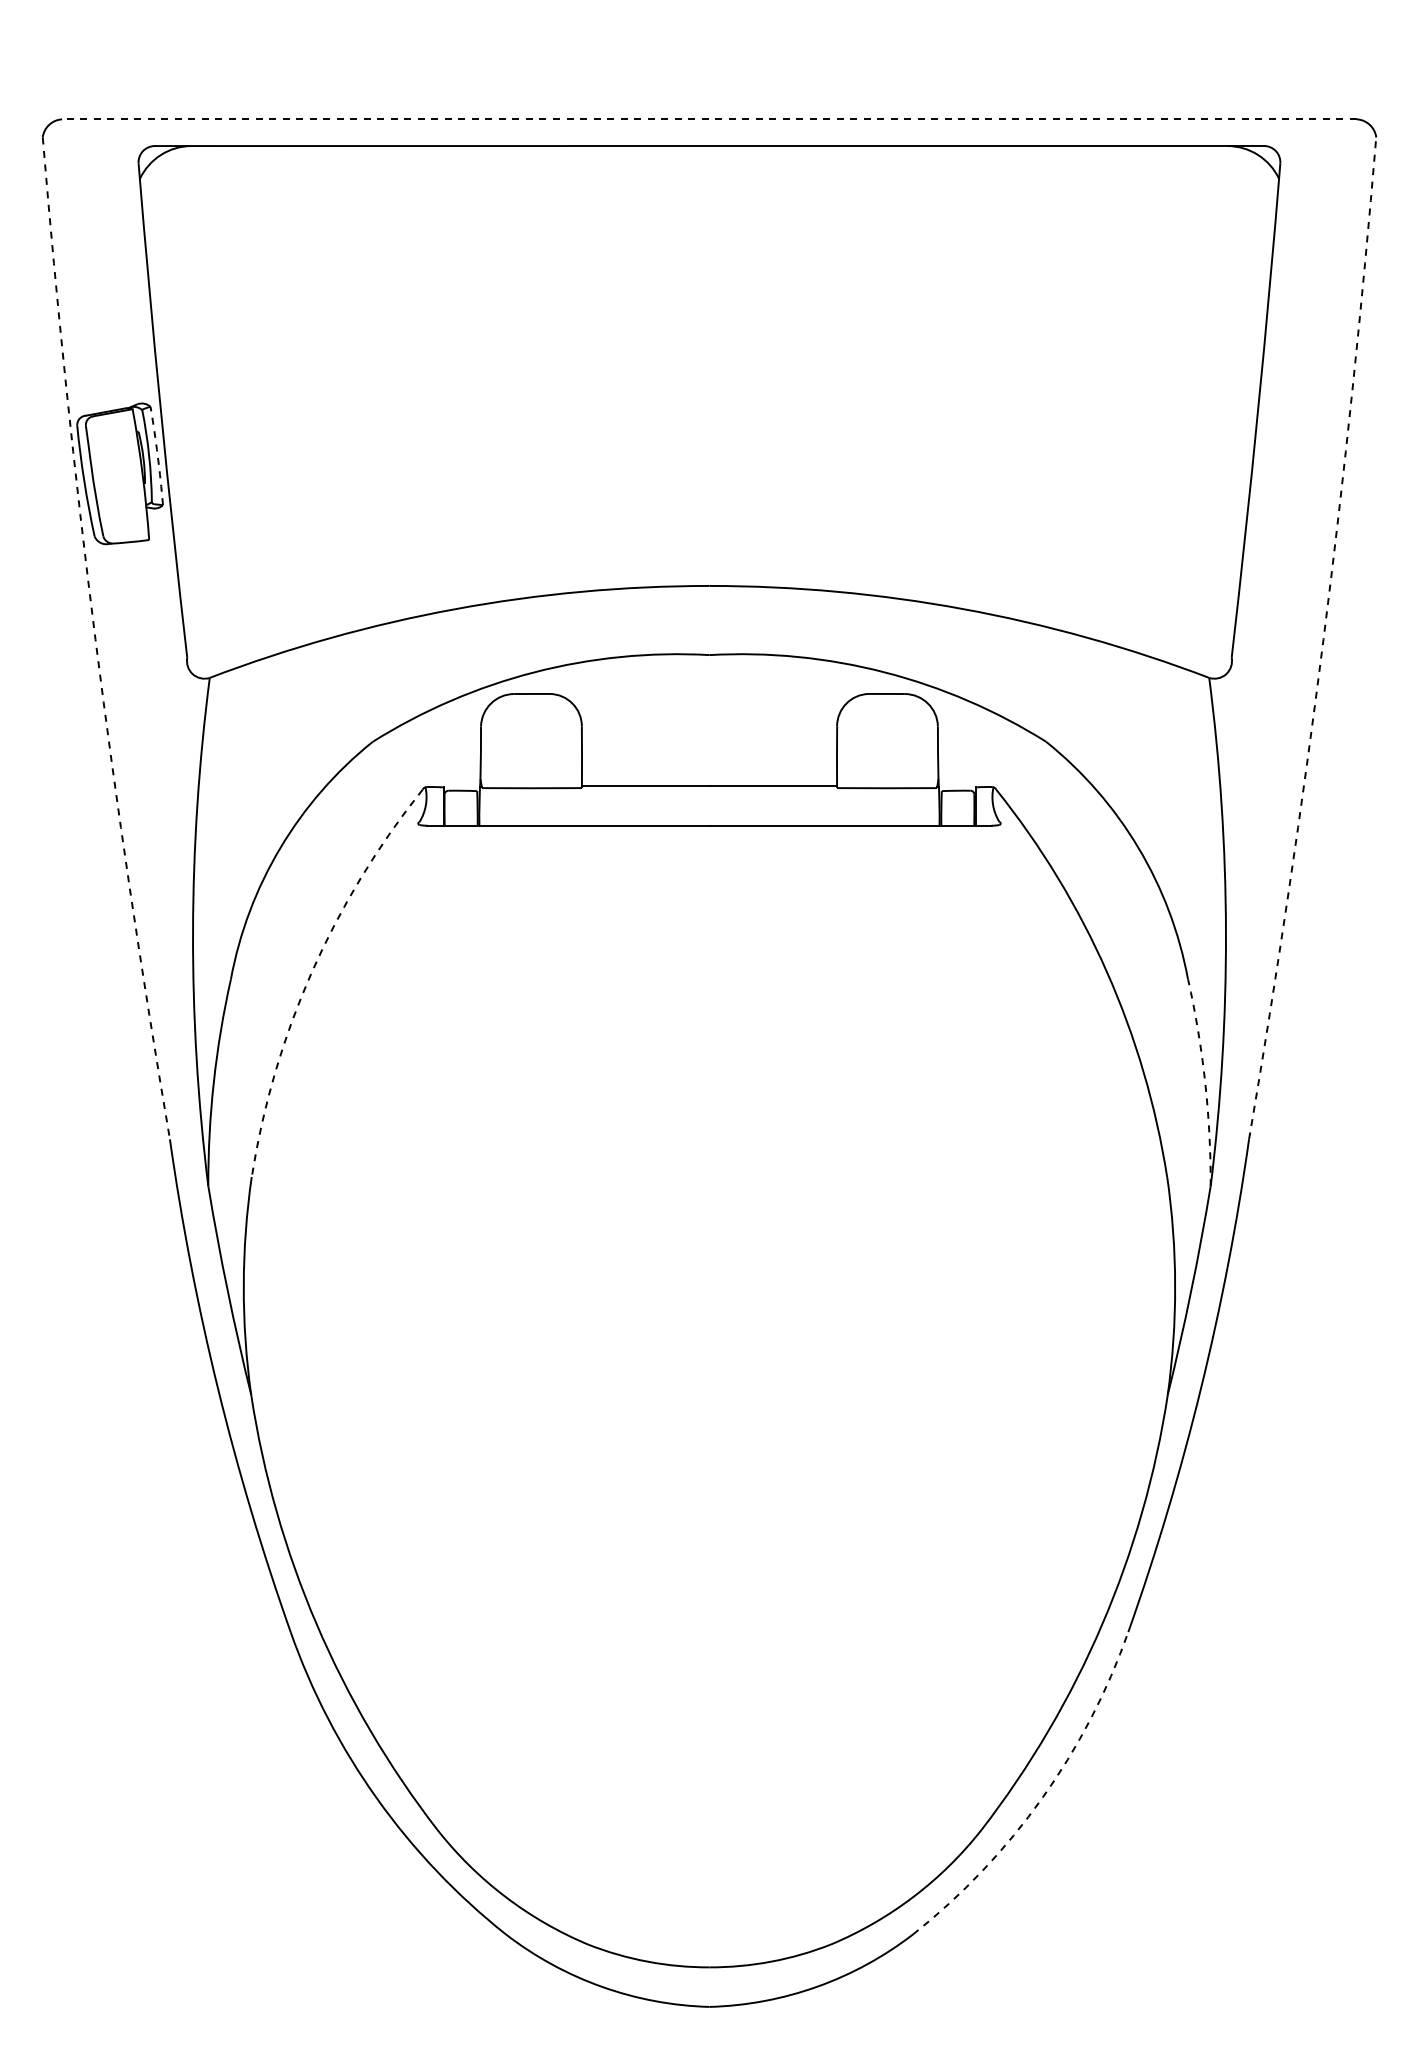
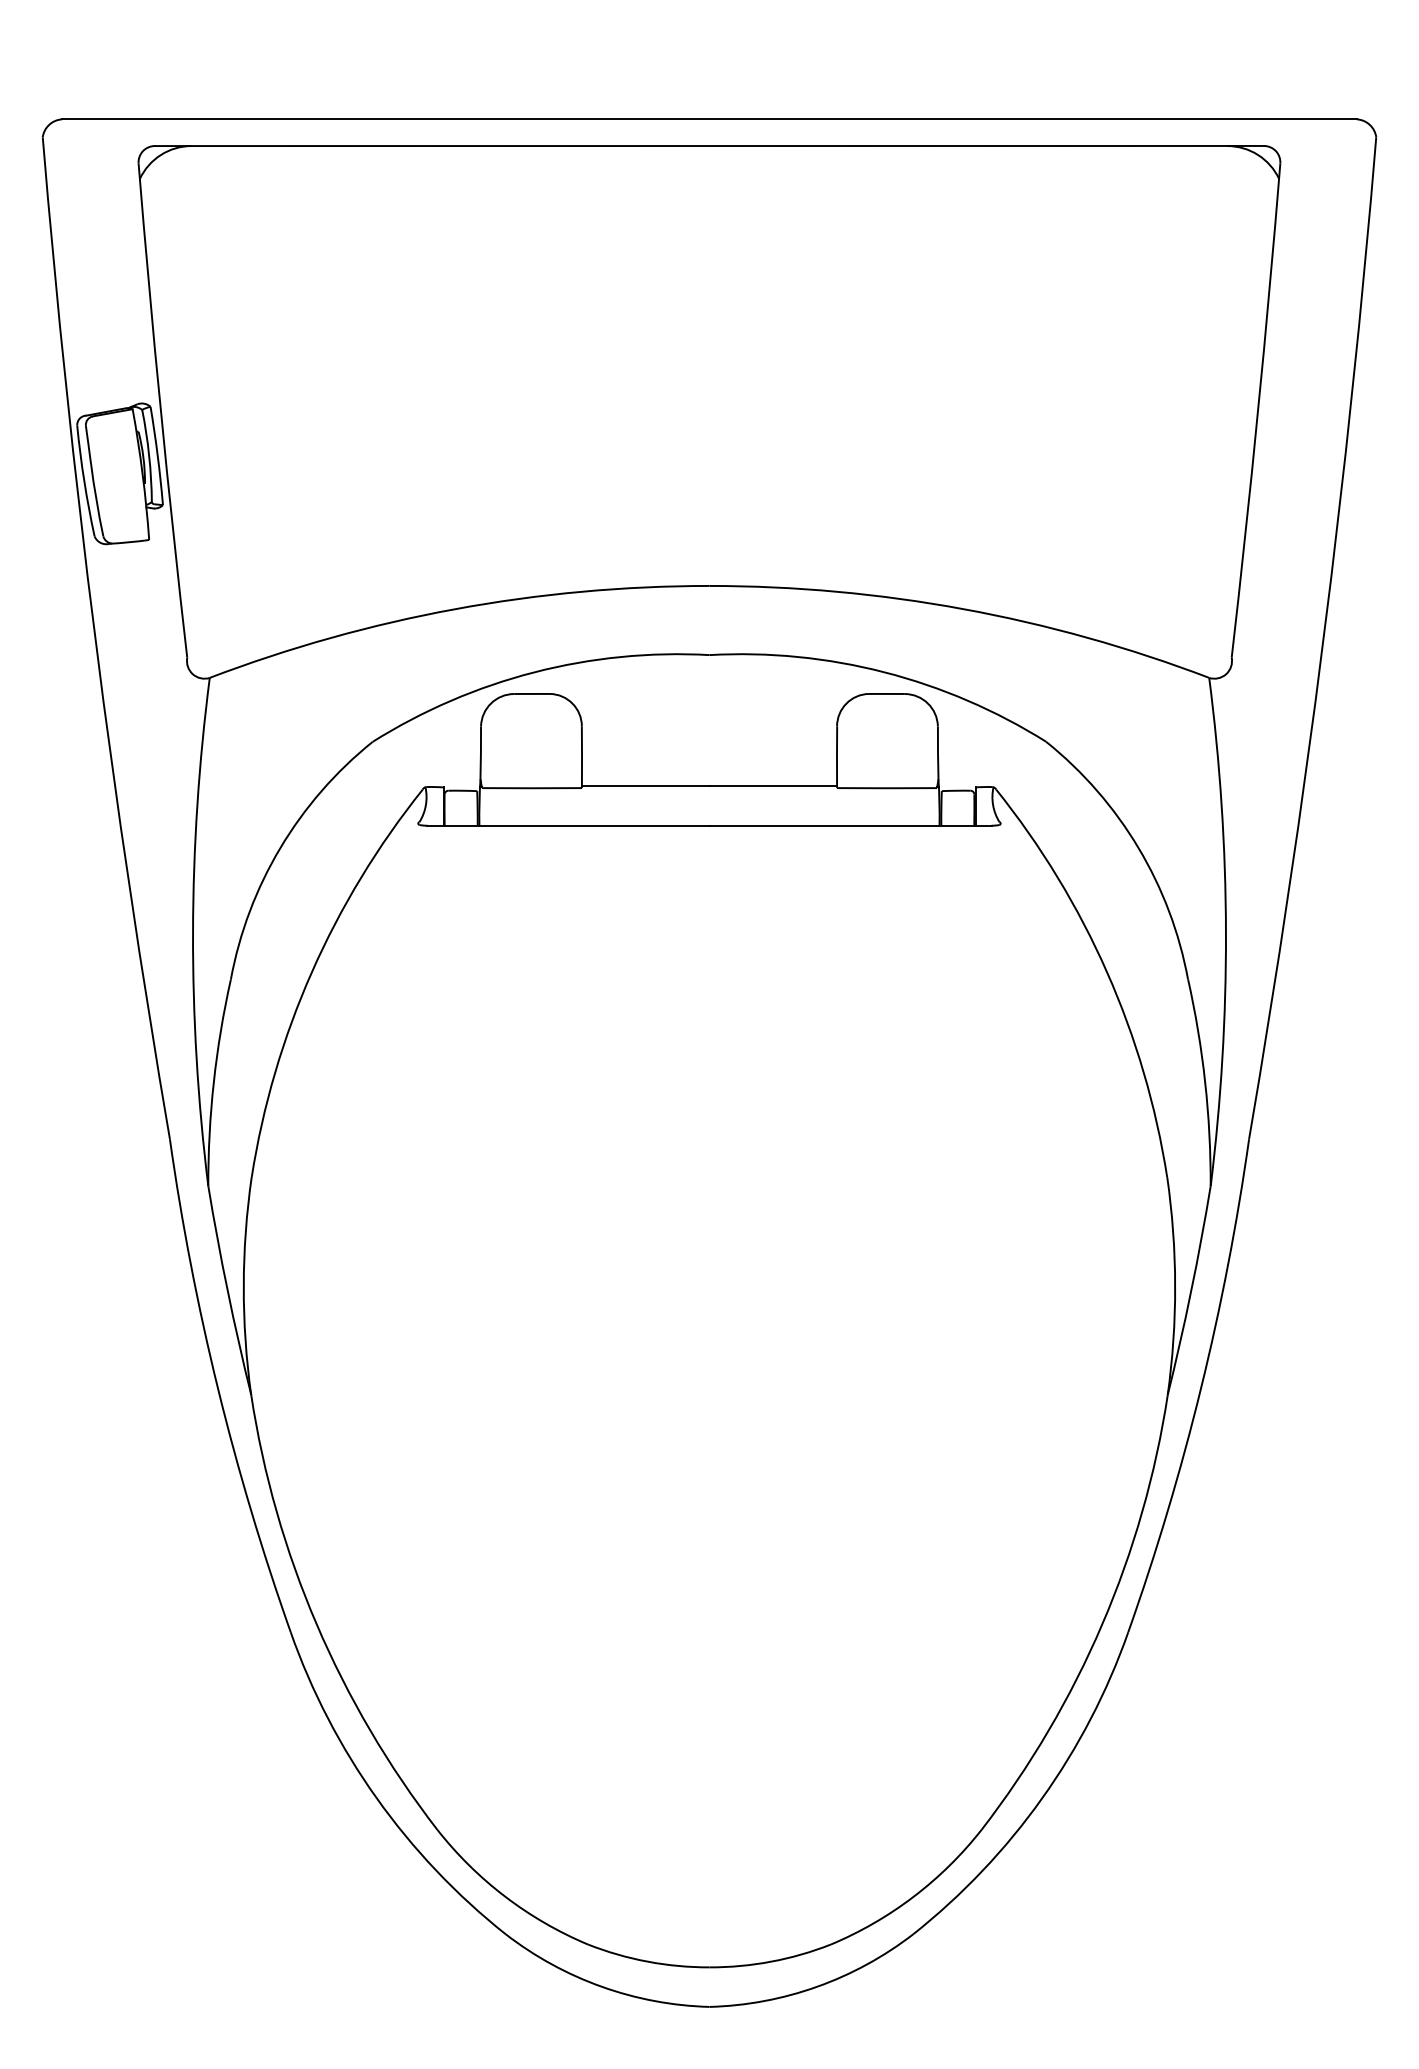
line: dashed -> solid (708, 119)
arc: dashed -> solid (157, 455)
arc: dashed -> solid (95, 639)
arc: dashed -> solid (1323, 639)
arc: dashed -> solid (311, 972)
arc: dashed -> solid (1205, 1082)
arc: dashed -> solid (1042, 1798)
